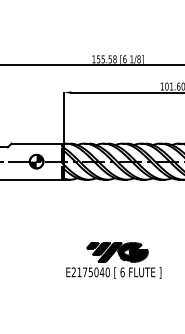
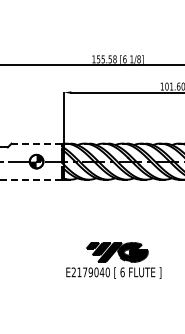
line: solid -> dashed (36, 143)
line: solid -> dashed (31, 179)
text: E2175040 -> E2179040 (90, 271)
